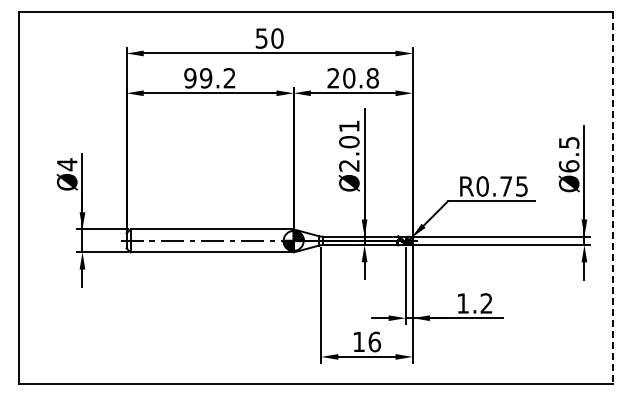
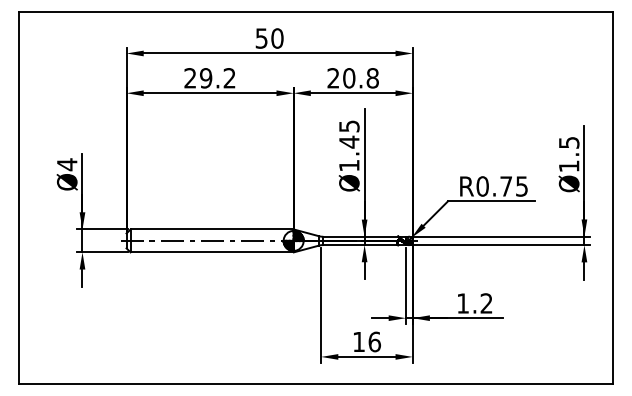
text: 99.2 -> 29.2 (190, 78)
text: Ø2.01 -> Ø1.45 (349, 145)
text: Ø6.5 -> Ø1.5 (568, 166)
line: dashed -> solid (613, 198)
